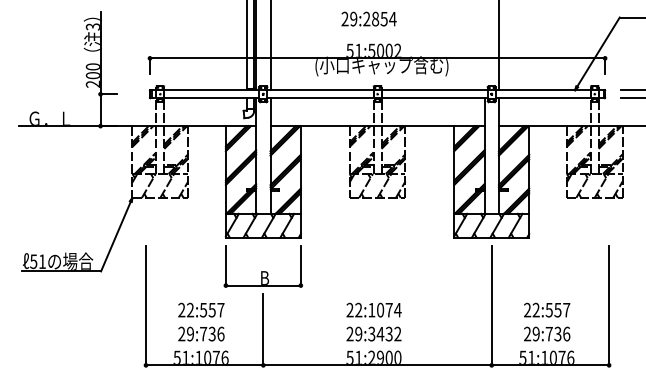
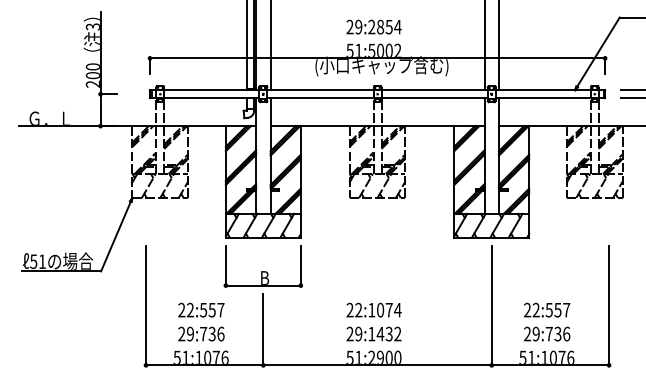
text position: (368, 18) -> (373, 26) (373, 26)
line: none -> present (484, 46)
text: 29:3432 -> 29:1432 (371, 333)
